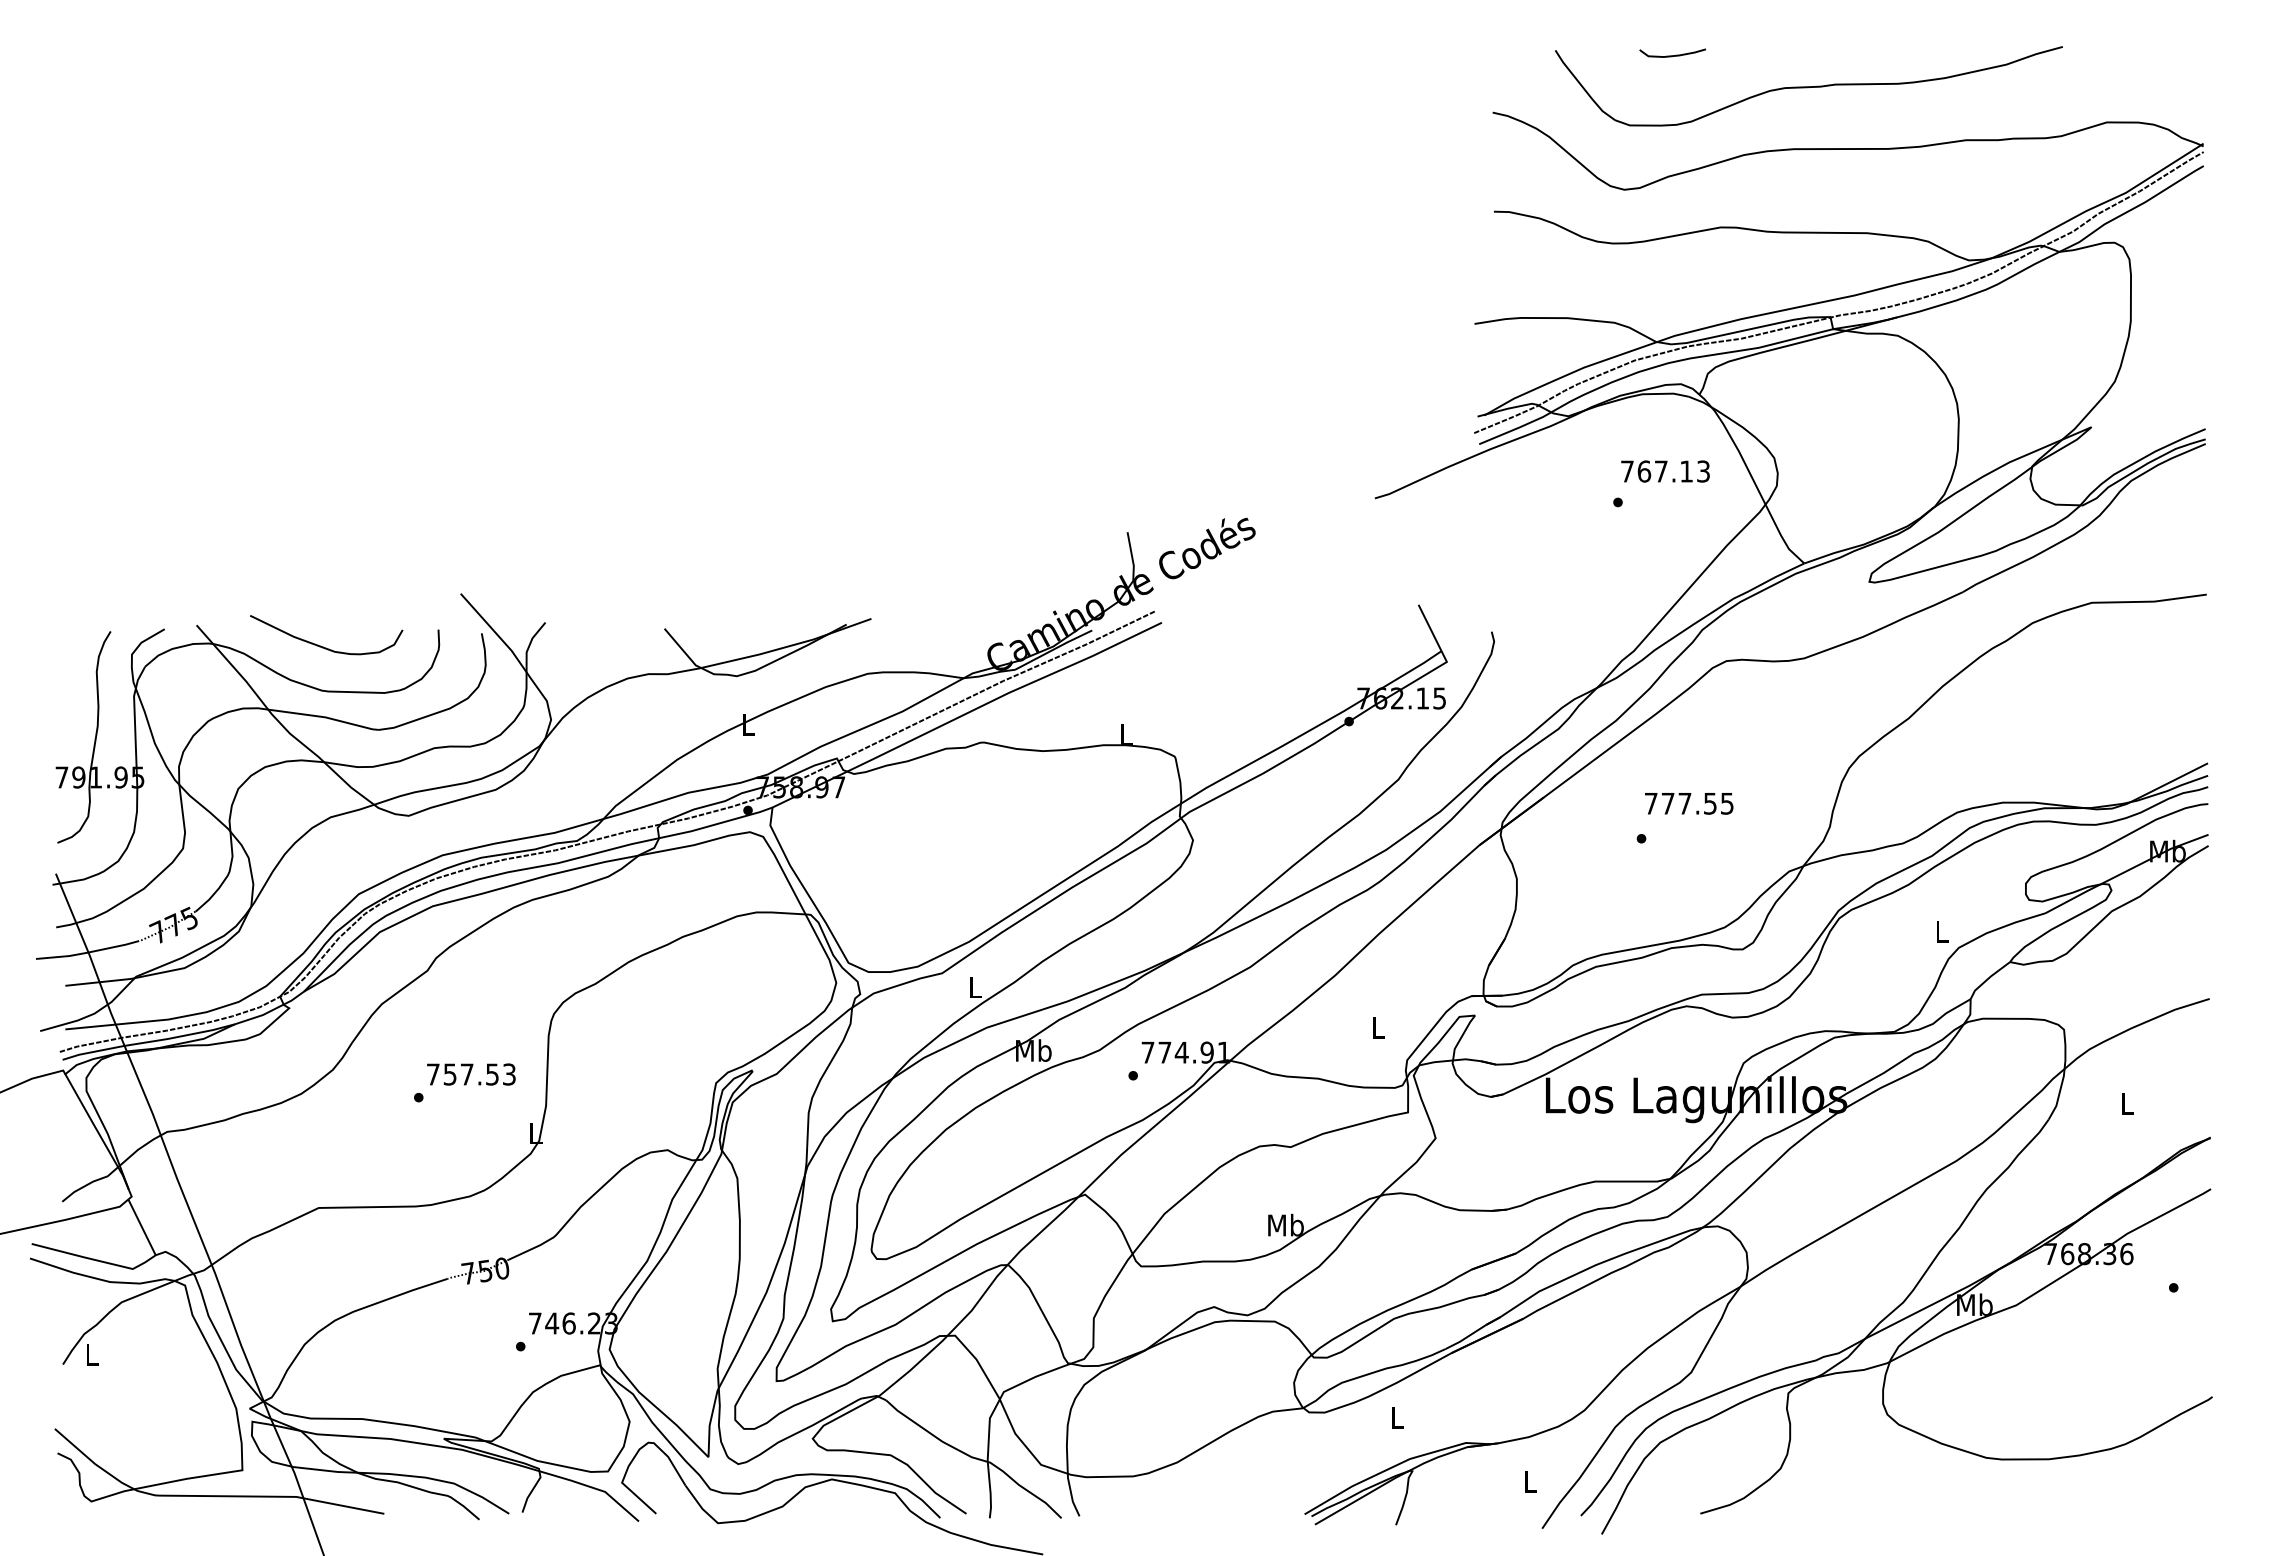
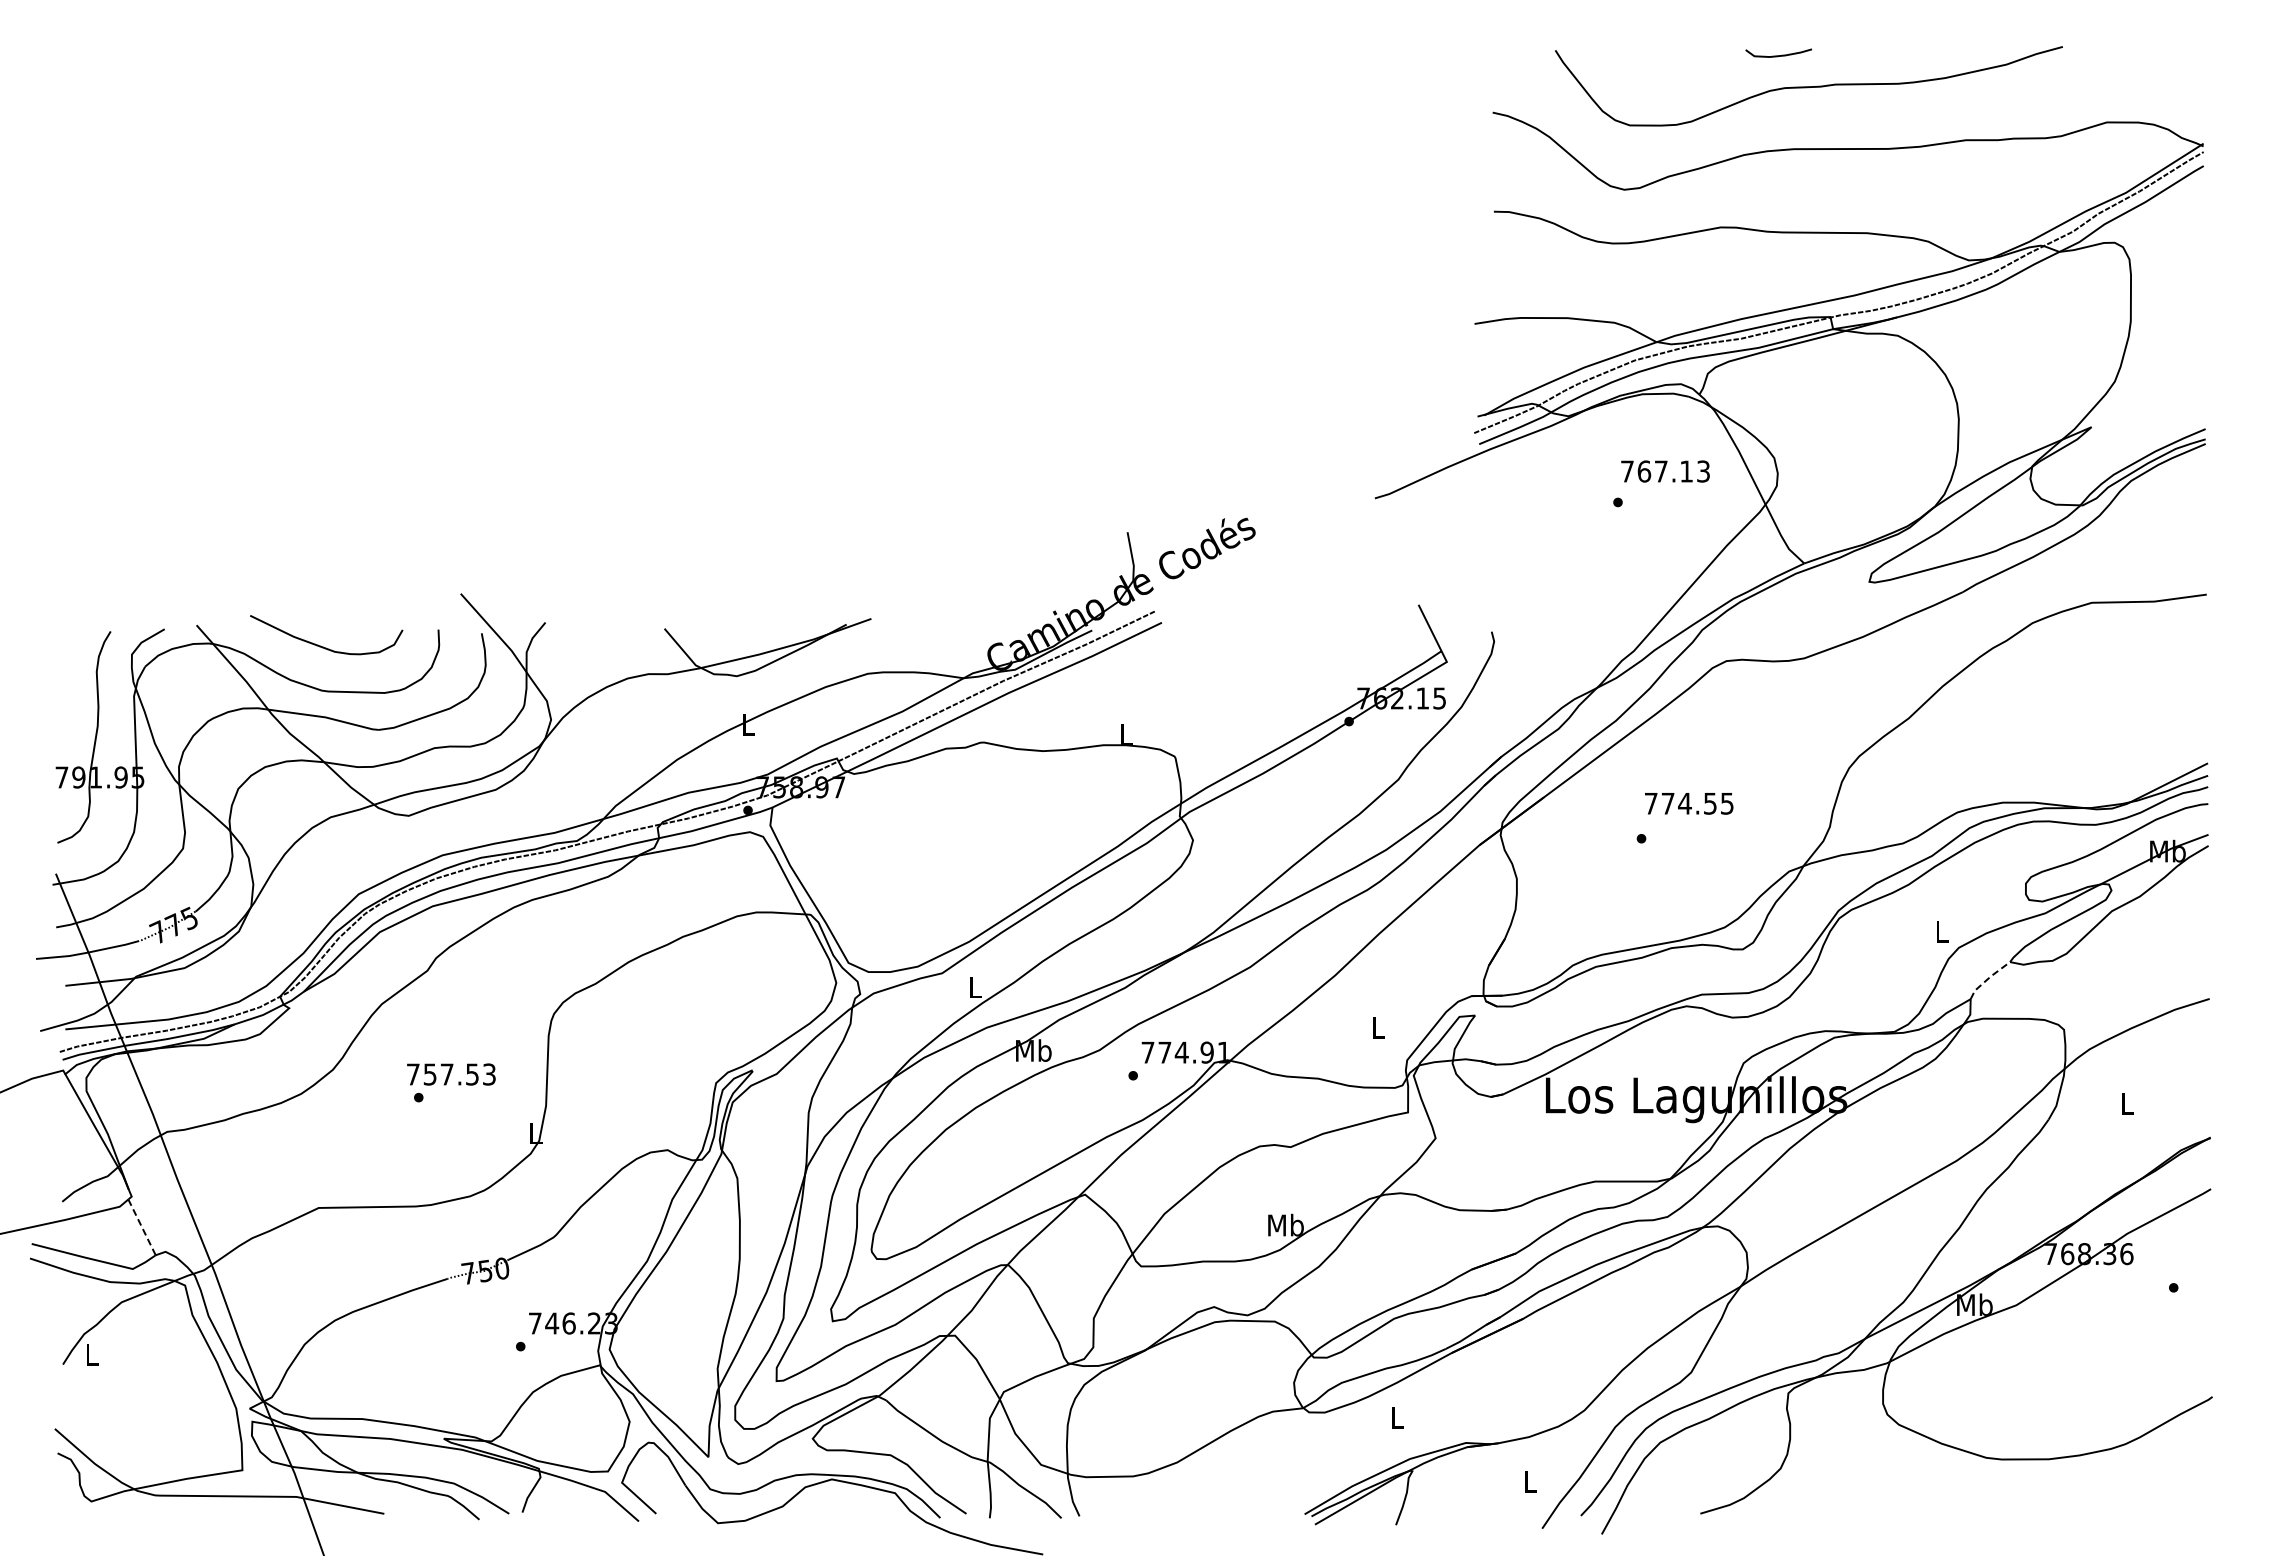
curve position: (1672, 55) -> (1778, 55) (1778, 55)
text: 777.55 -> 774.55 (1684, 803)
line: solid -> dashed (1988, 978)
text position: (471, 1074) -> (451, 1074) (451, 1074)
line: solid -> dashed (142, 1227)
